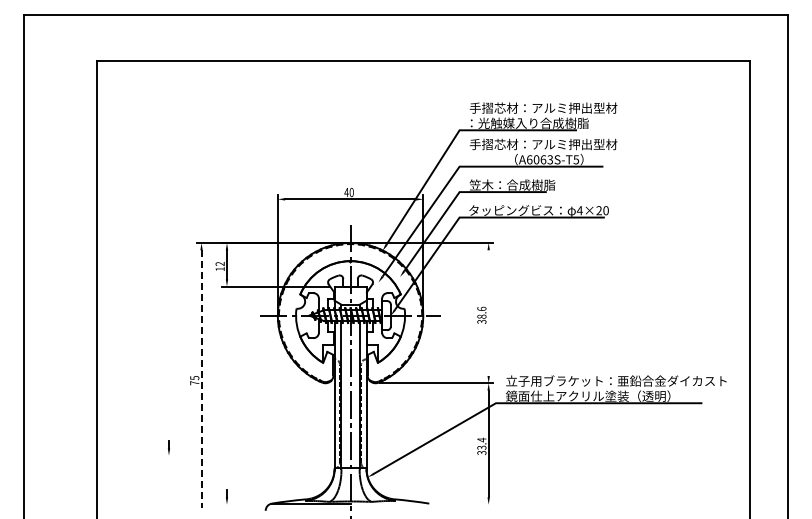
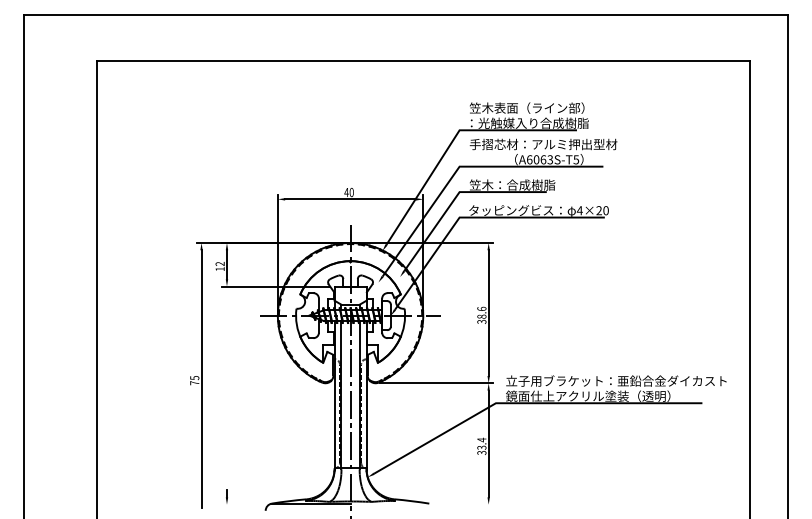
text: 手摺芯材：アルミ押出型材 -> 笠木表面（ライン部） (543, 107)
line: none -> present (488, 313)
line: dashed -> solid (201, 379)
line: present -> none (168, 447)
